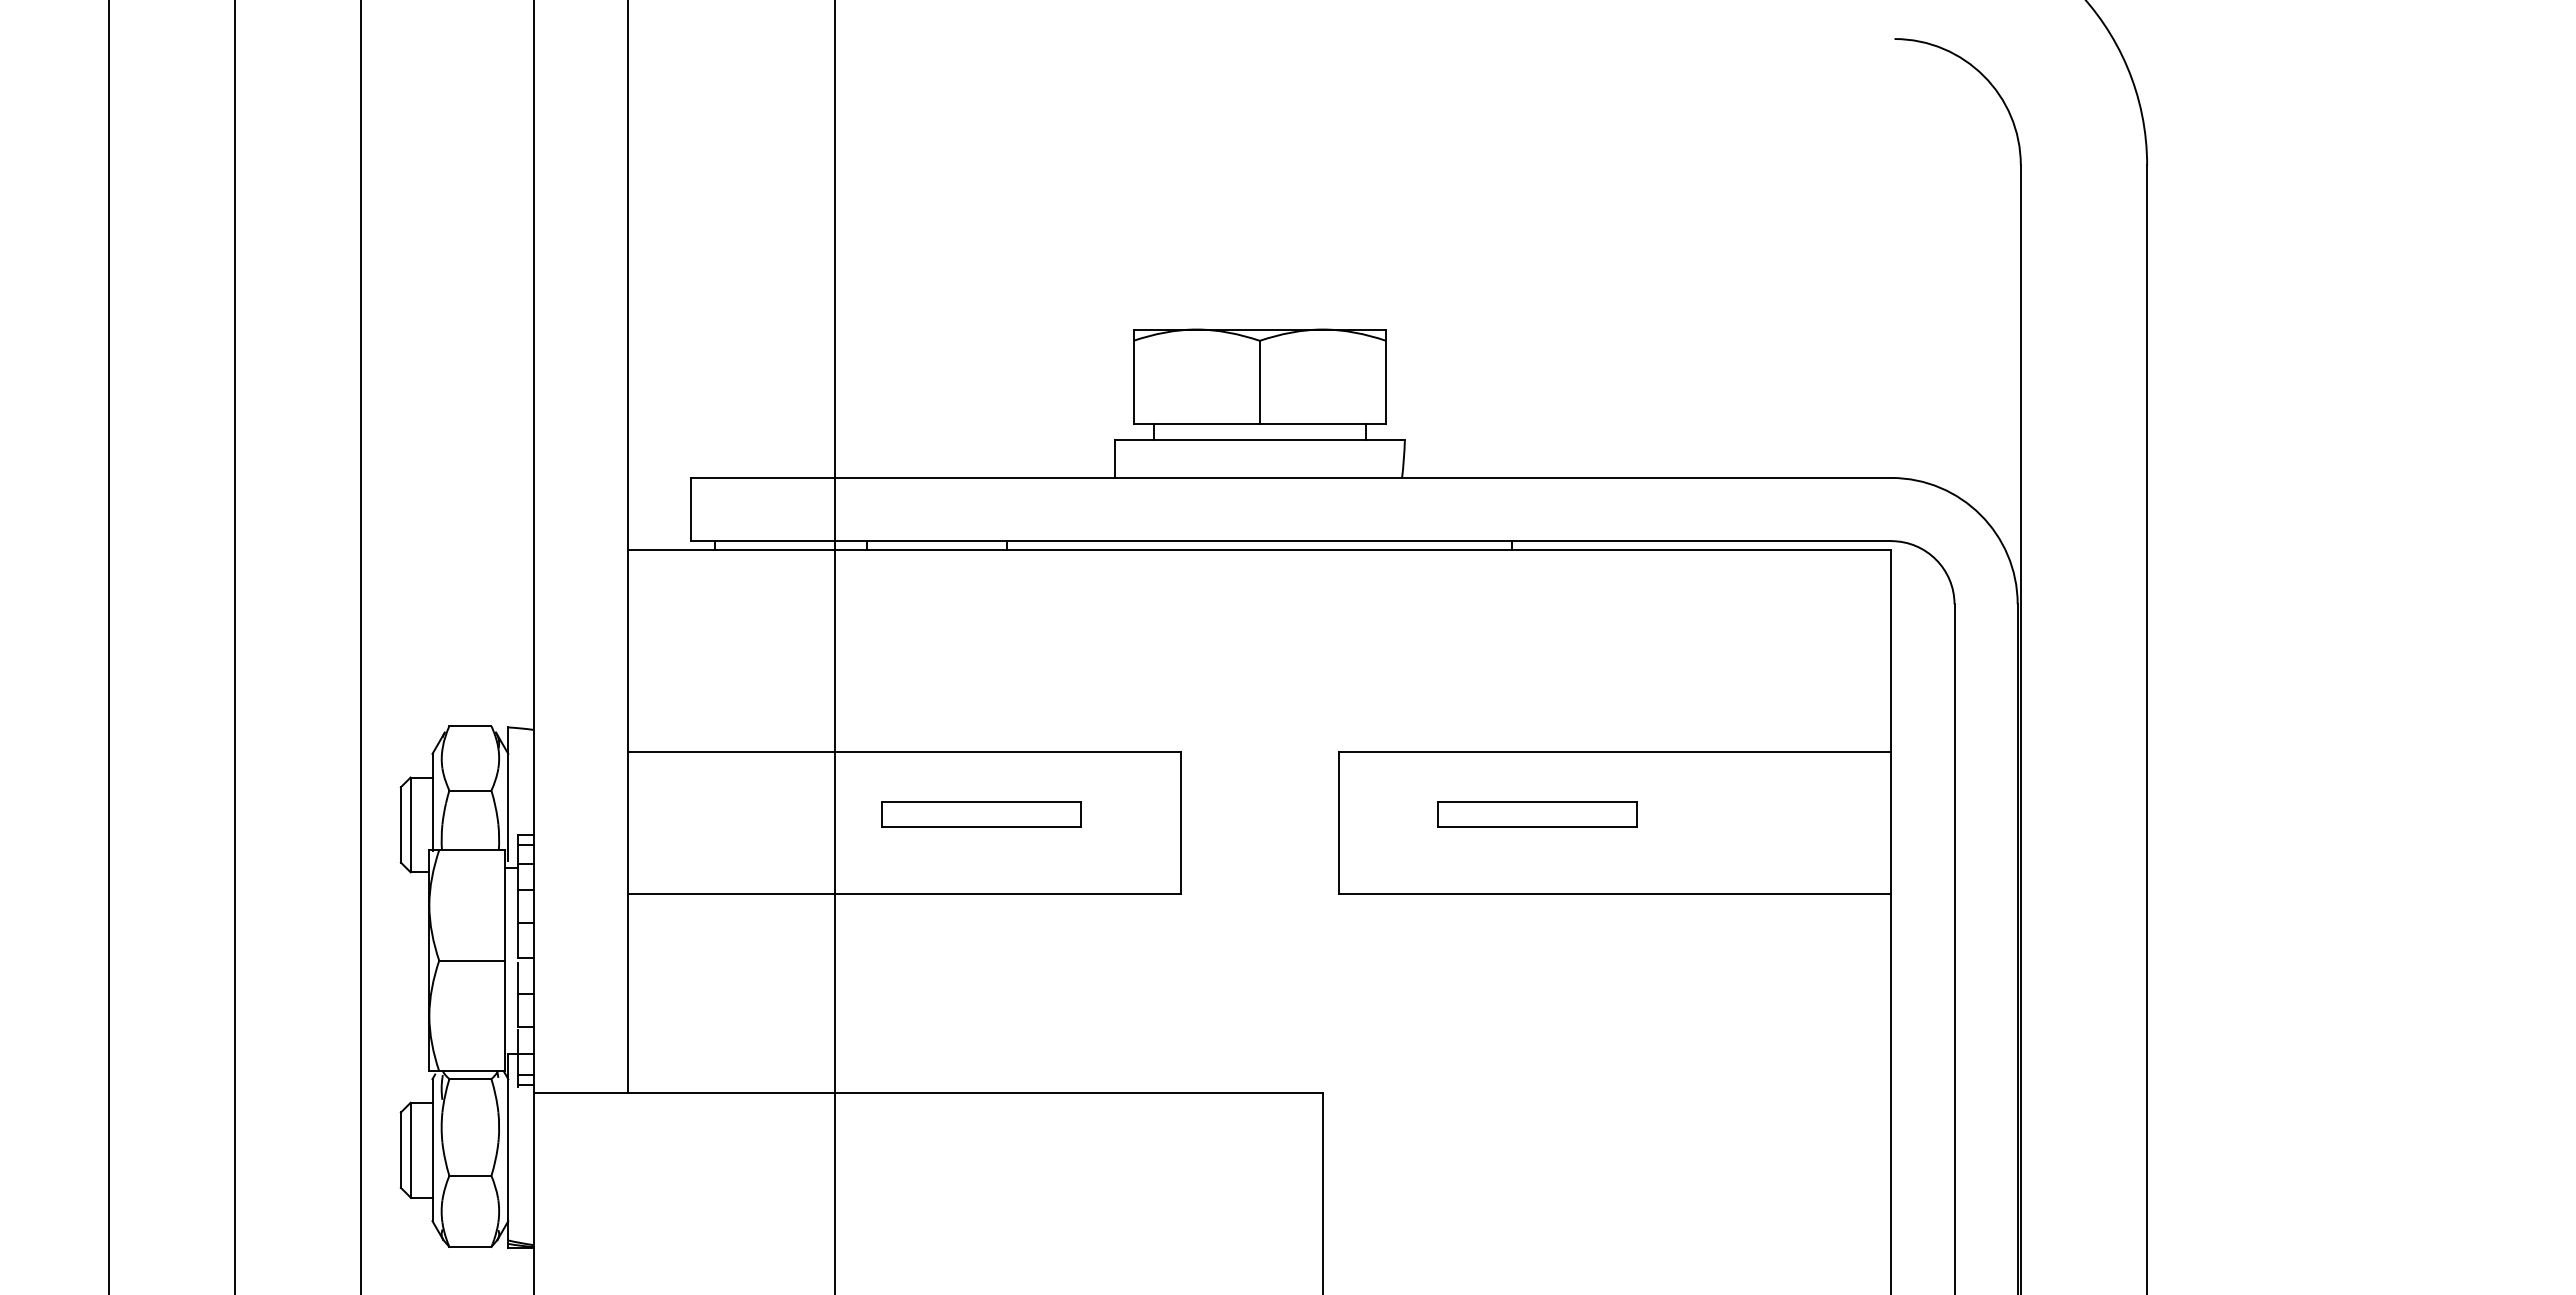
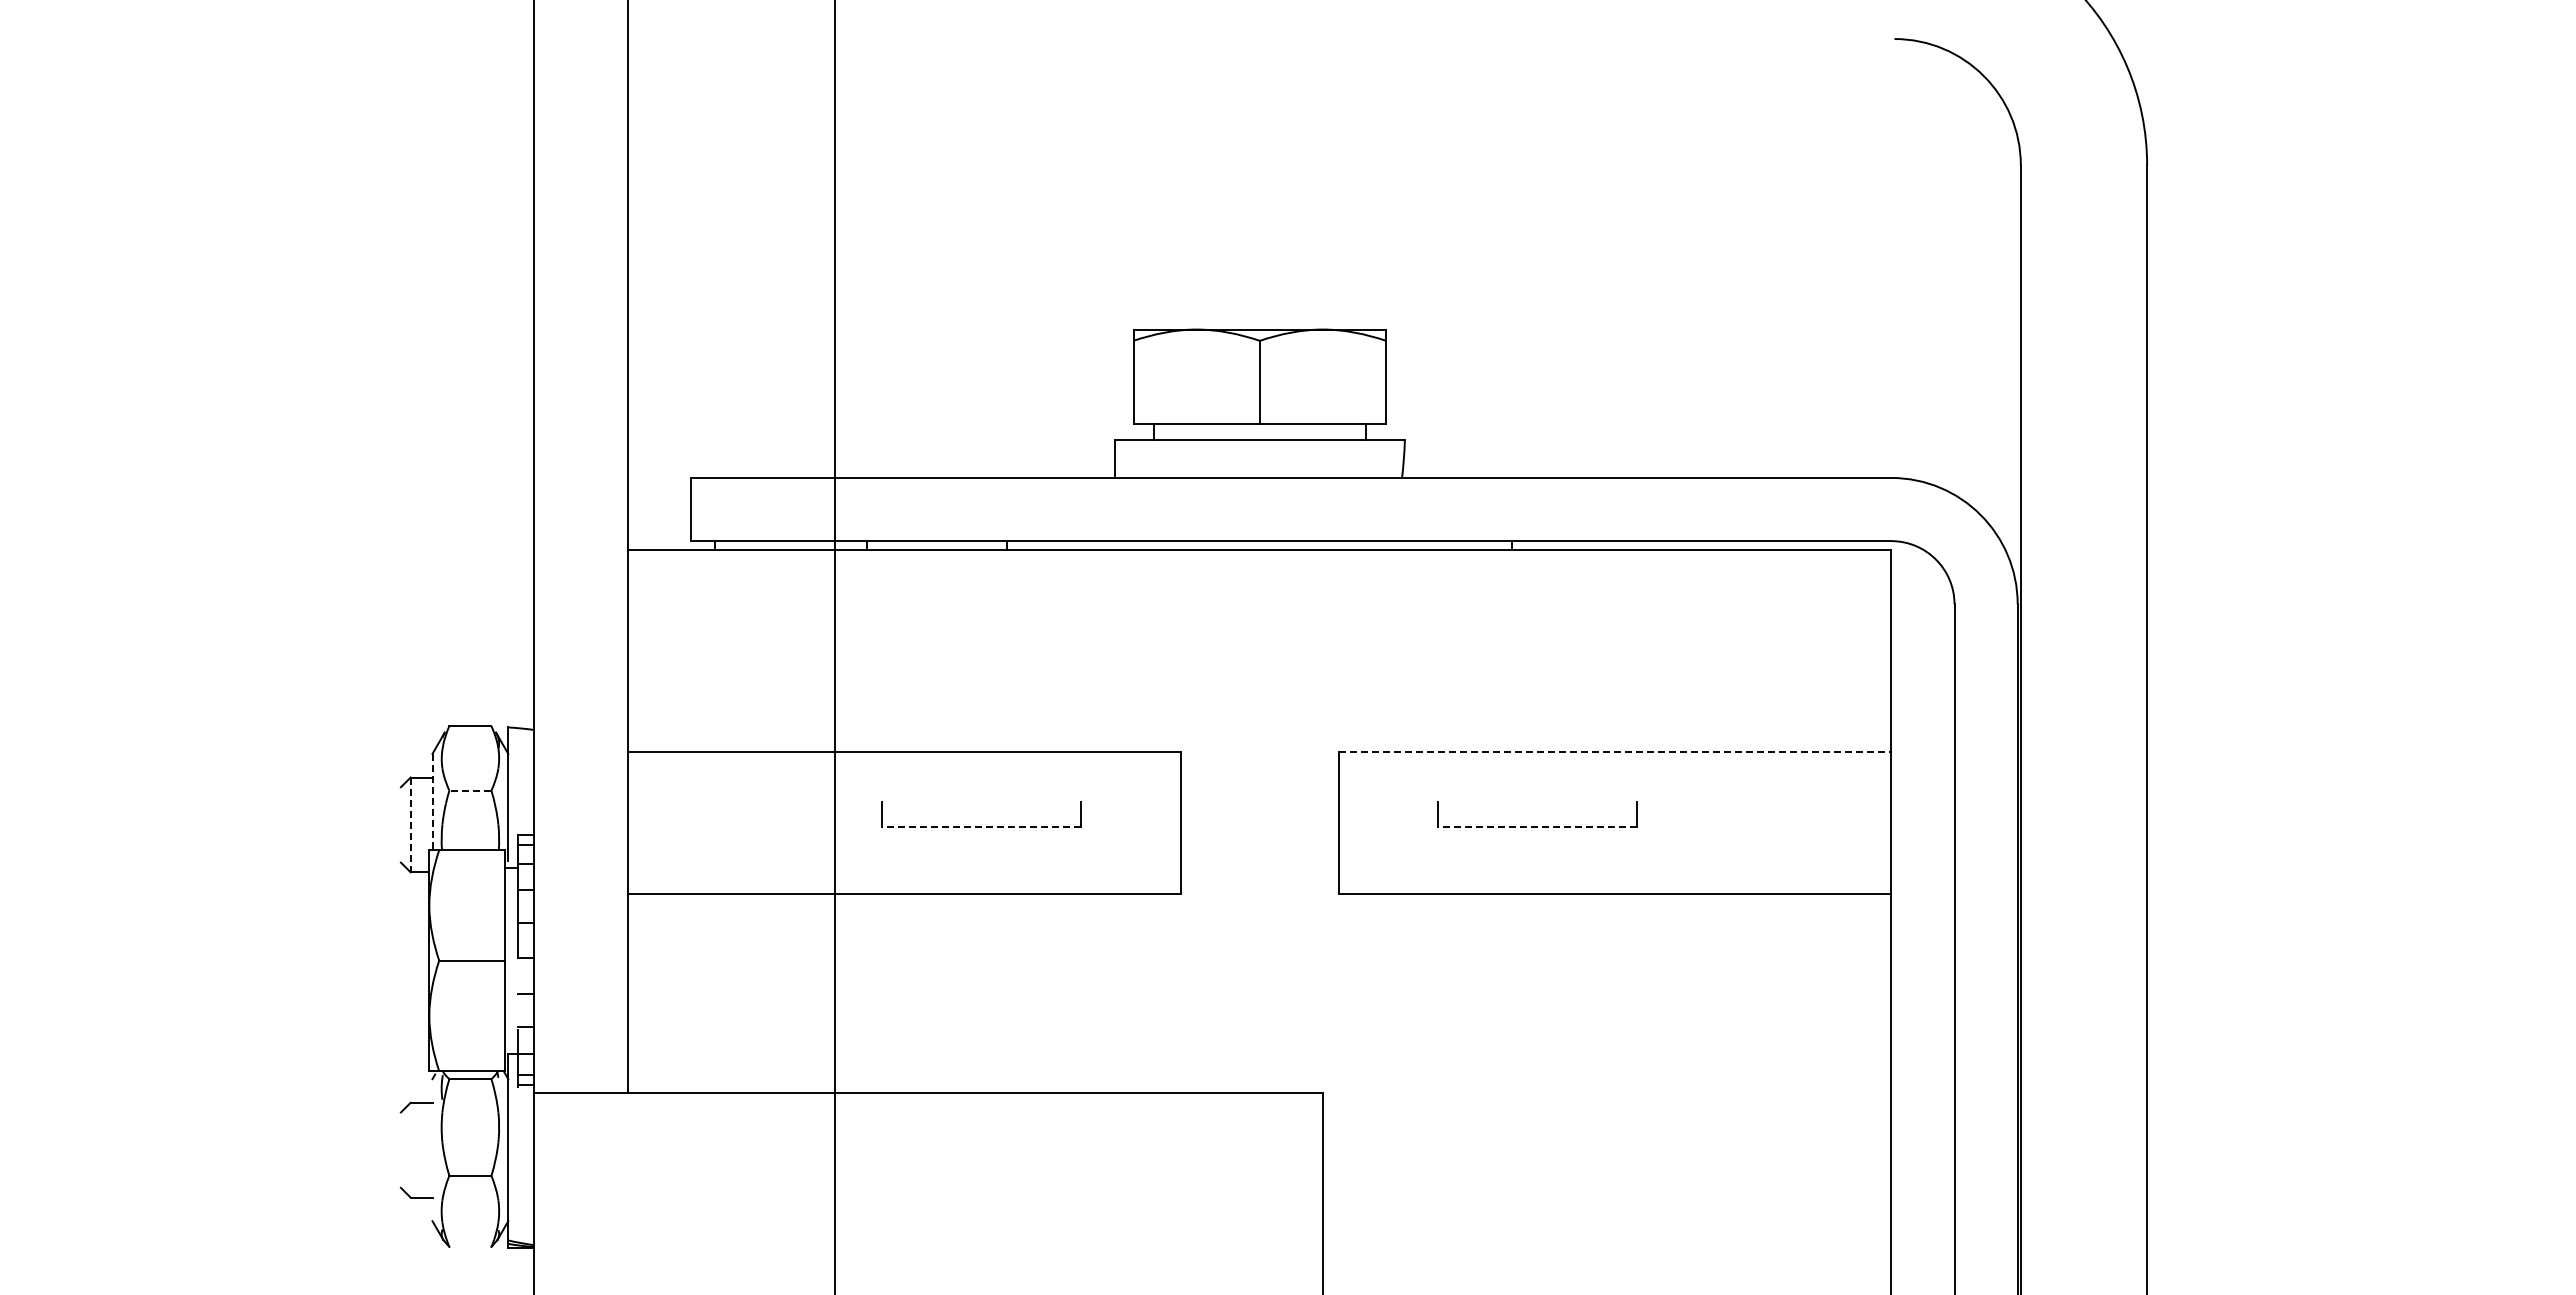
line: present -> none (108, 646)
line: present -> none (235, 646)
line: present -> none (361, 646)
line: solid -> dashed (1615, 752)
line: solid -> dashed (469, 790)
line: present -> none (981, 801)
line: present -> none (1537, 801)
line: solid -> dashed (432, 802)
line: present -> none (400, 824)
line: solid -> dashed (410, 825)
line: solid -> dashed (981, 826)
line: solid -> dashed (1537, 826)
line: present -> none (517, 994)
line: present -> none (400, 1149)
line: present -> none (410, 1149)
line: present -> none (432, 1150)
line: present -> none (470, 1246)
